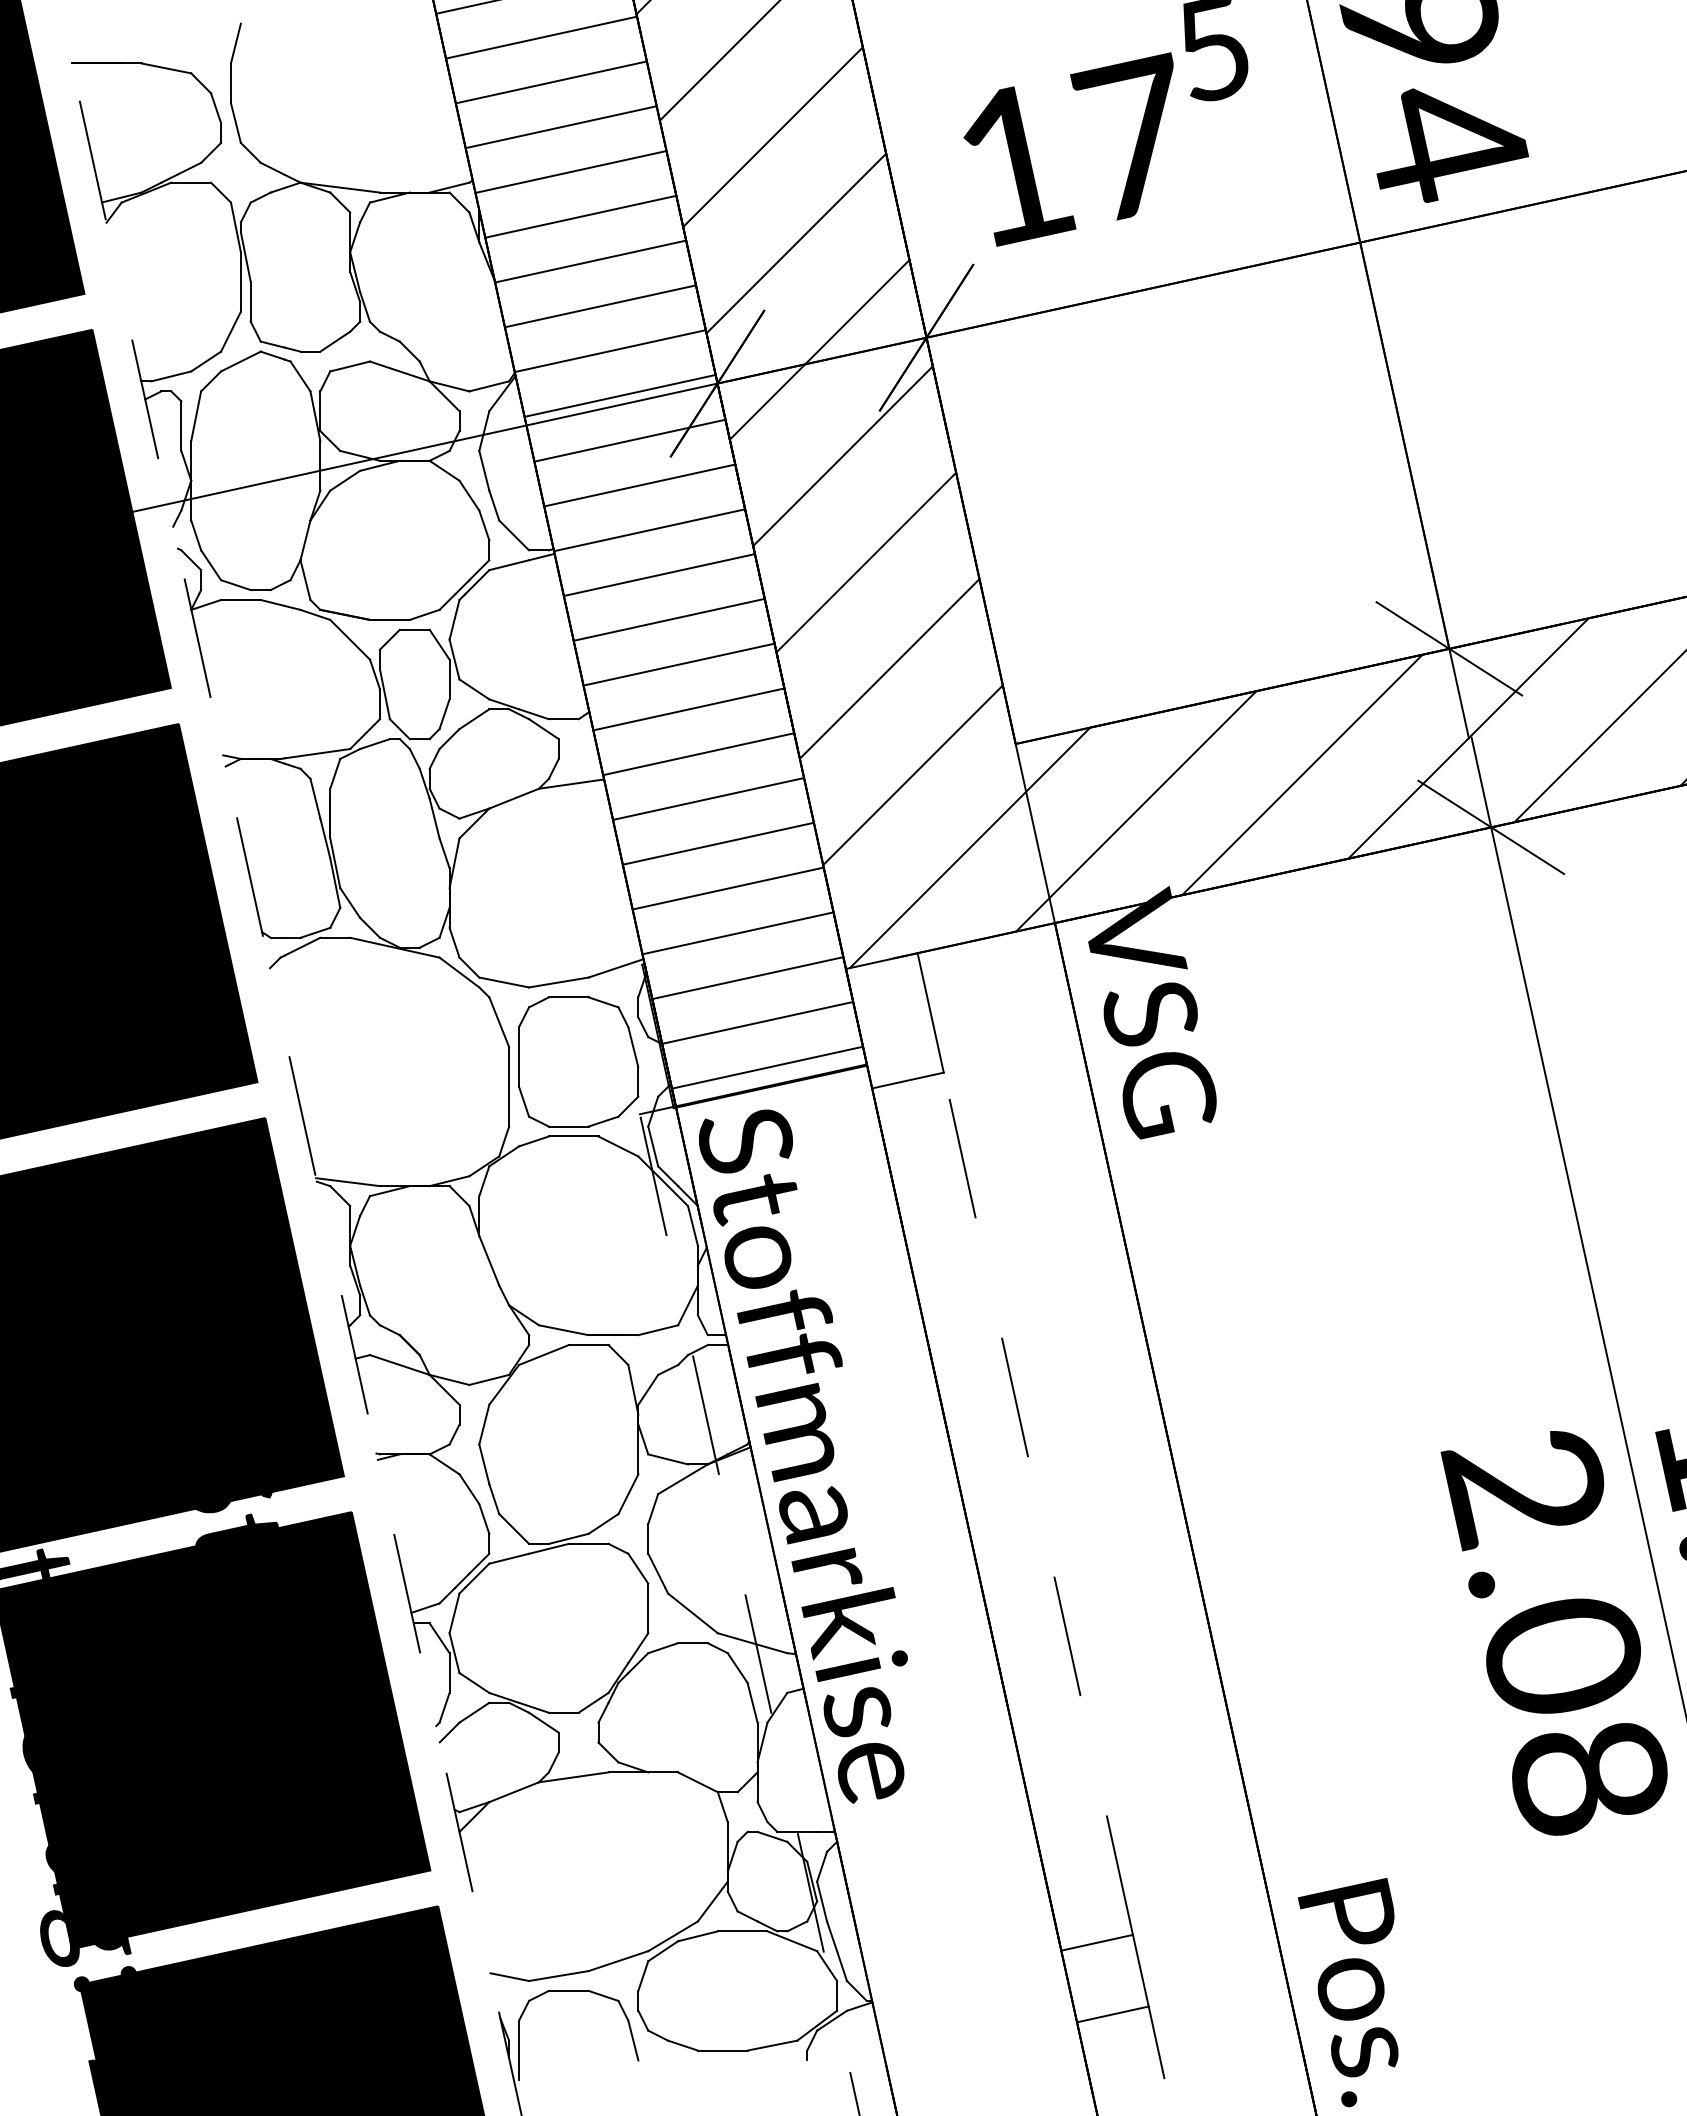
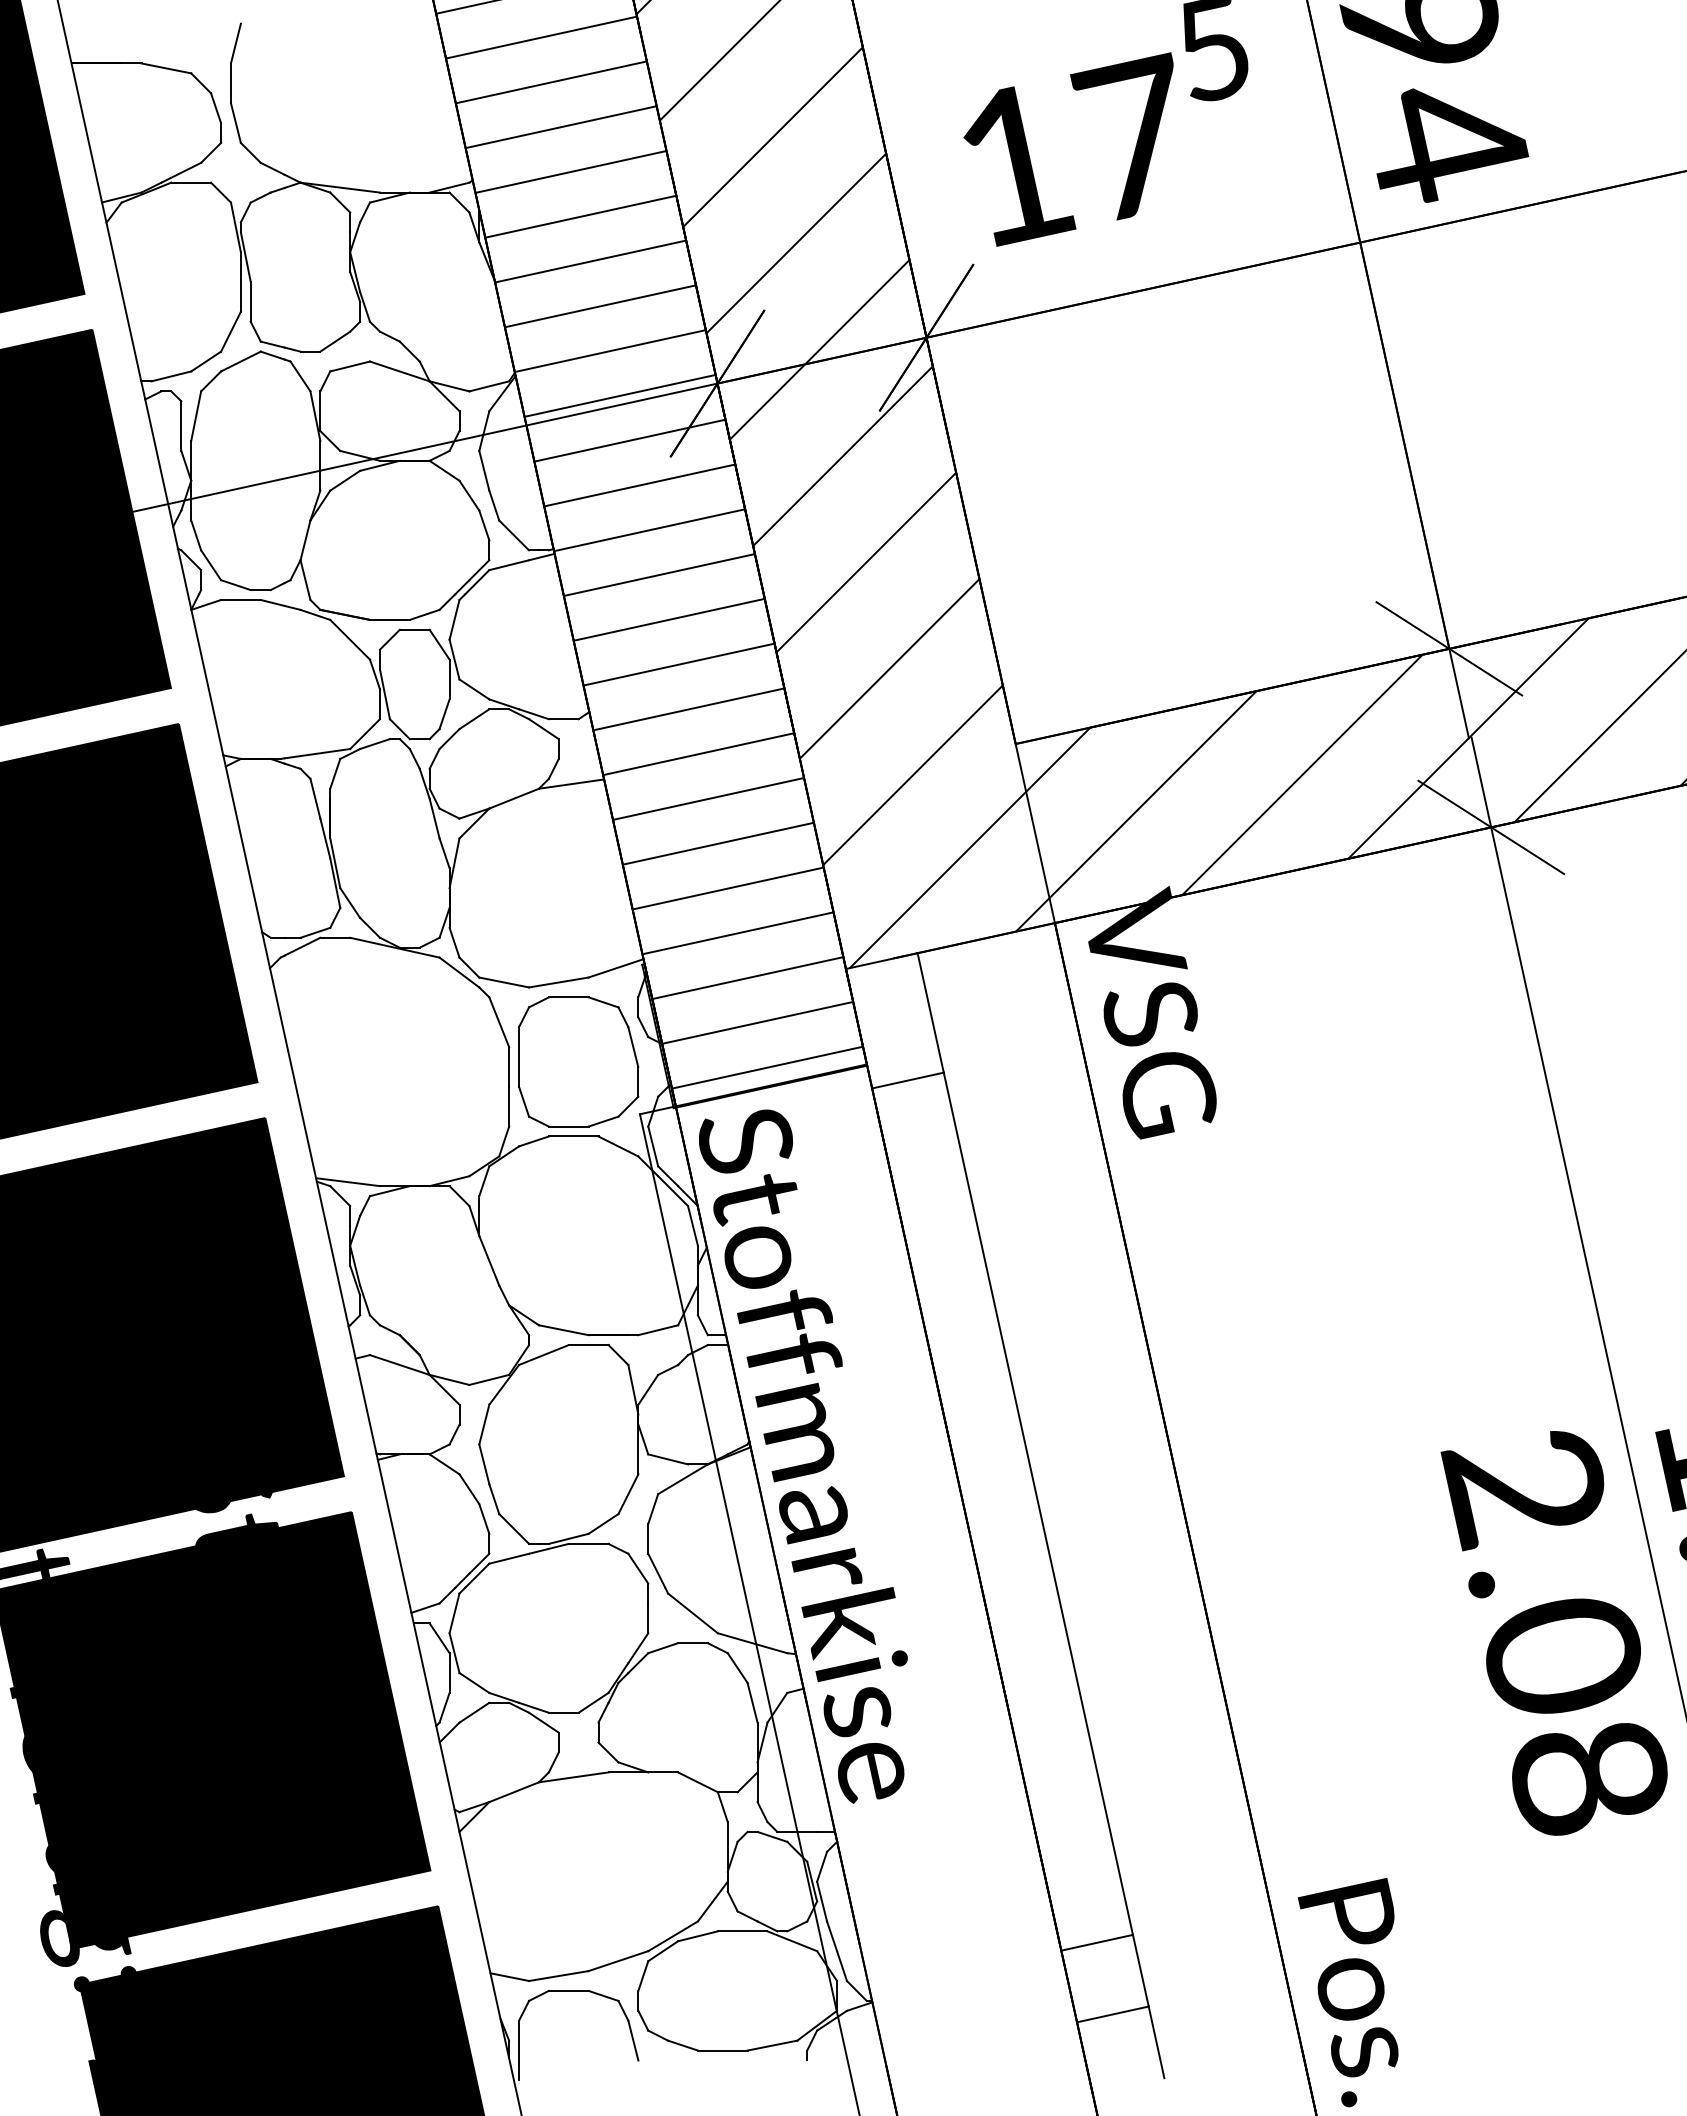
line: dashed -> solid (289, 1058)
line: dashed -> solid (1038, 1503)
line: dashed -> solid (749, 1615)
